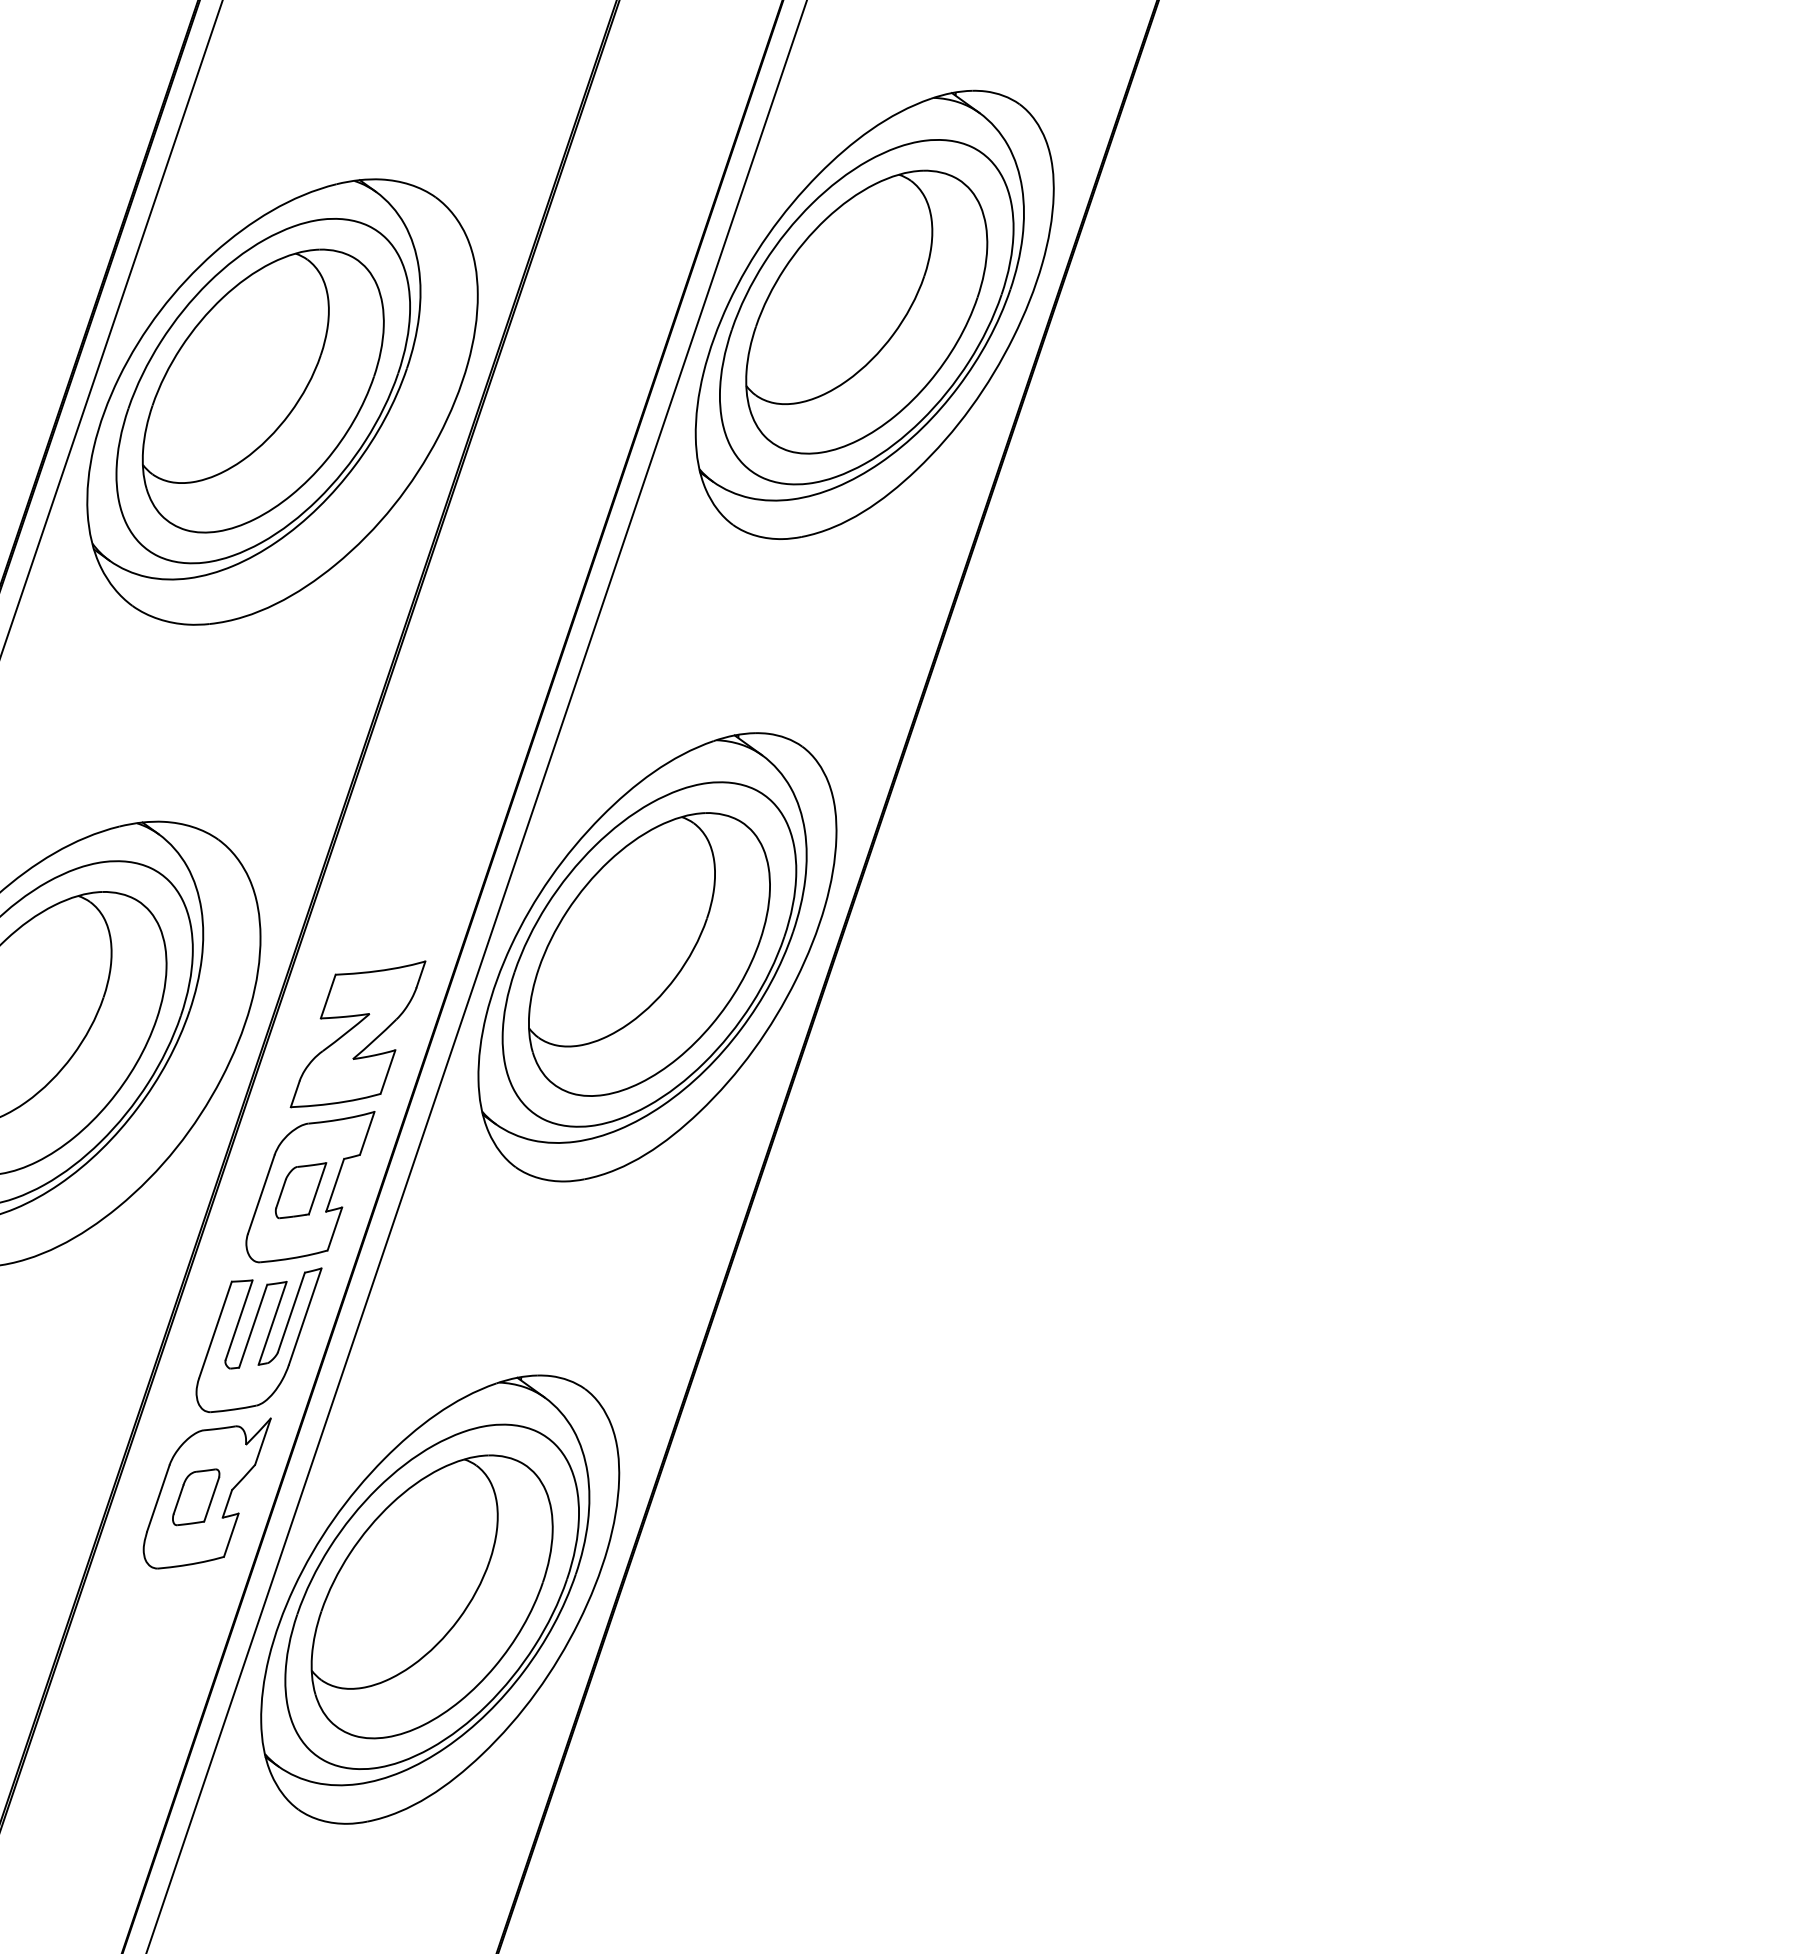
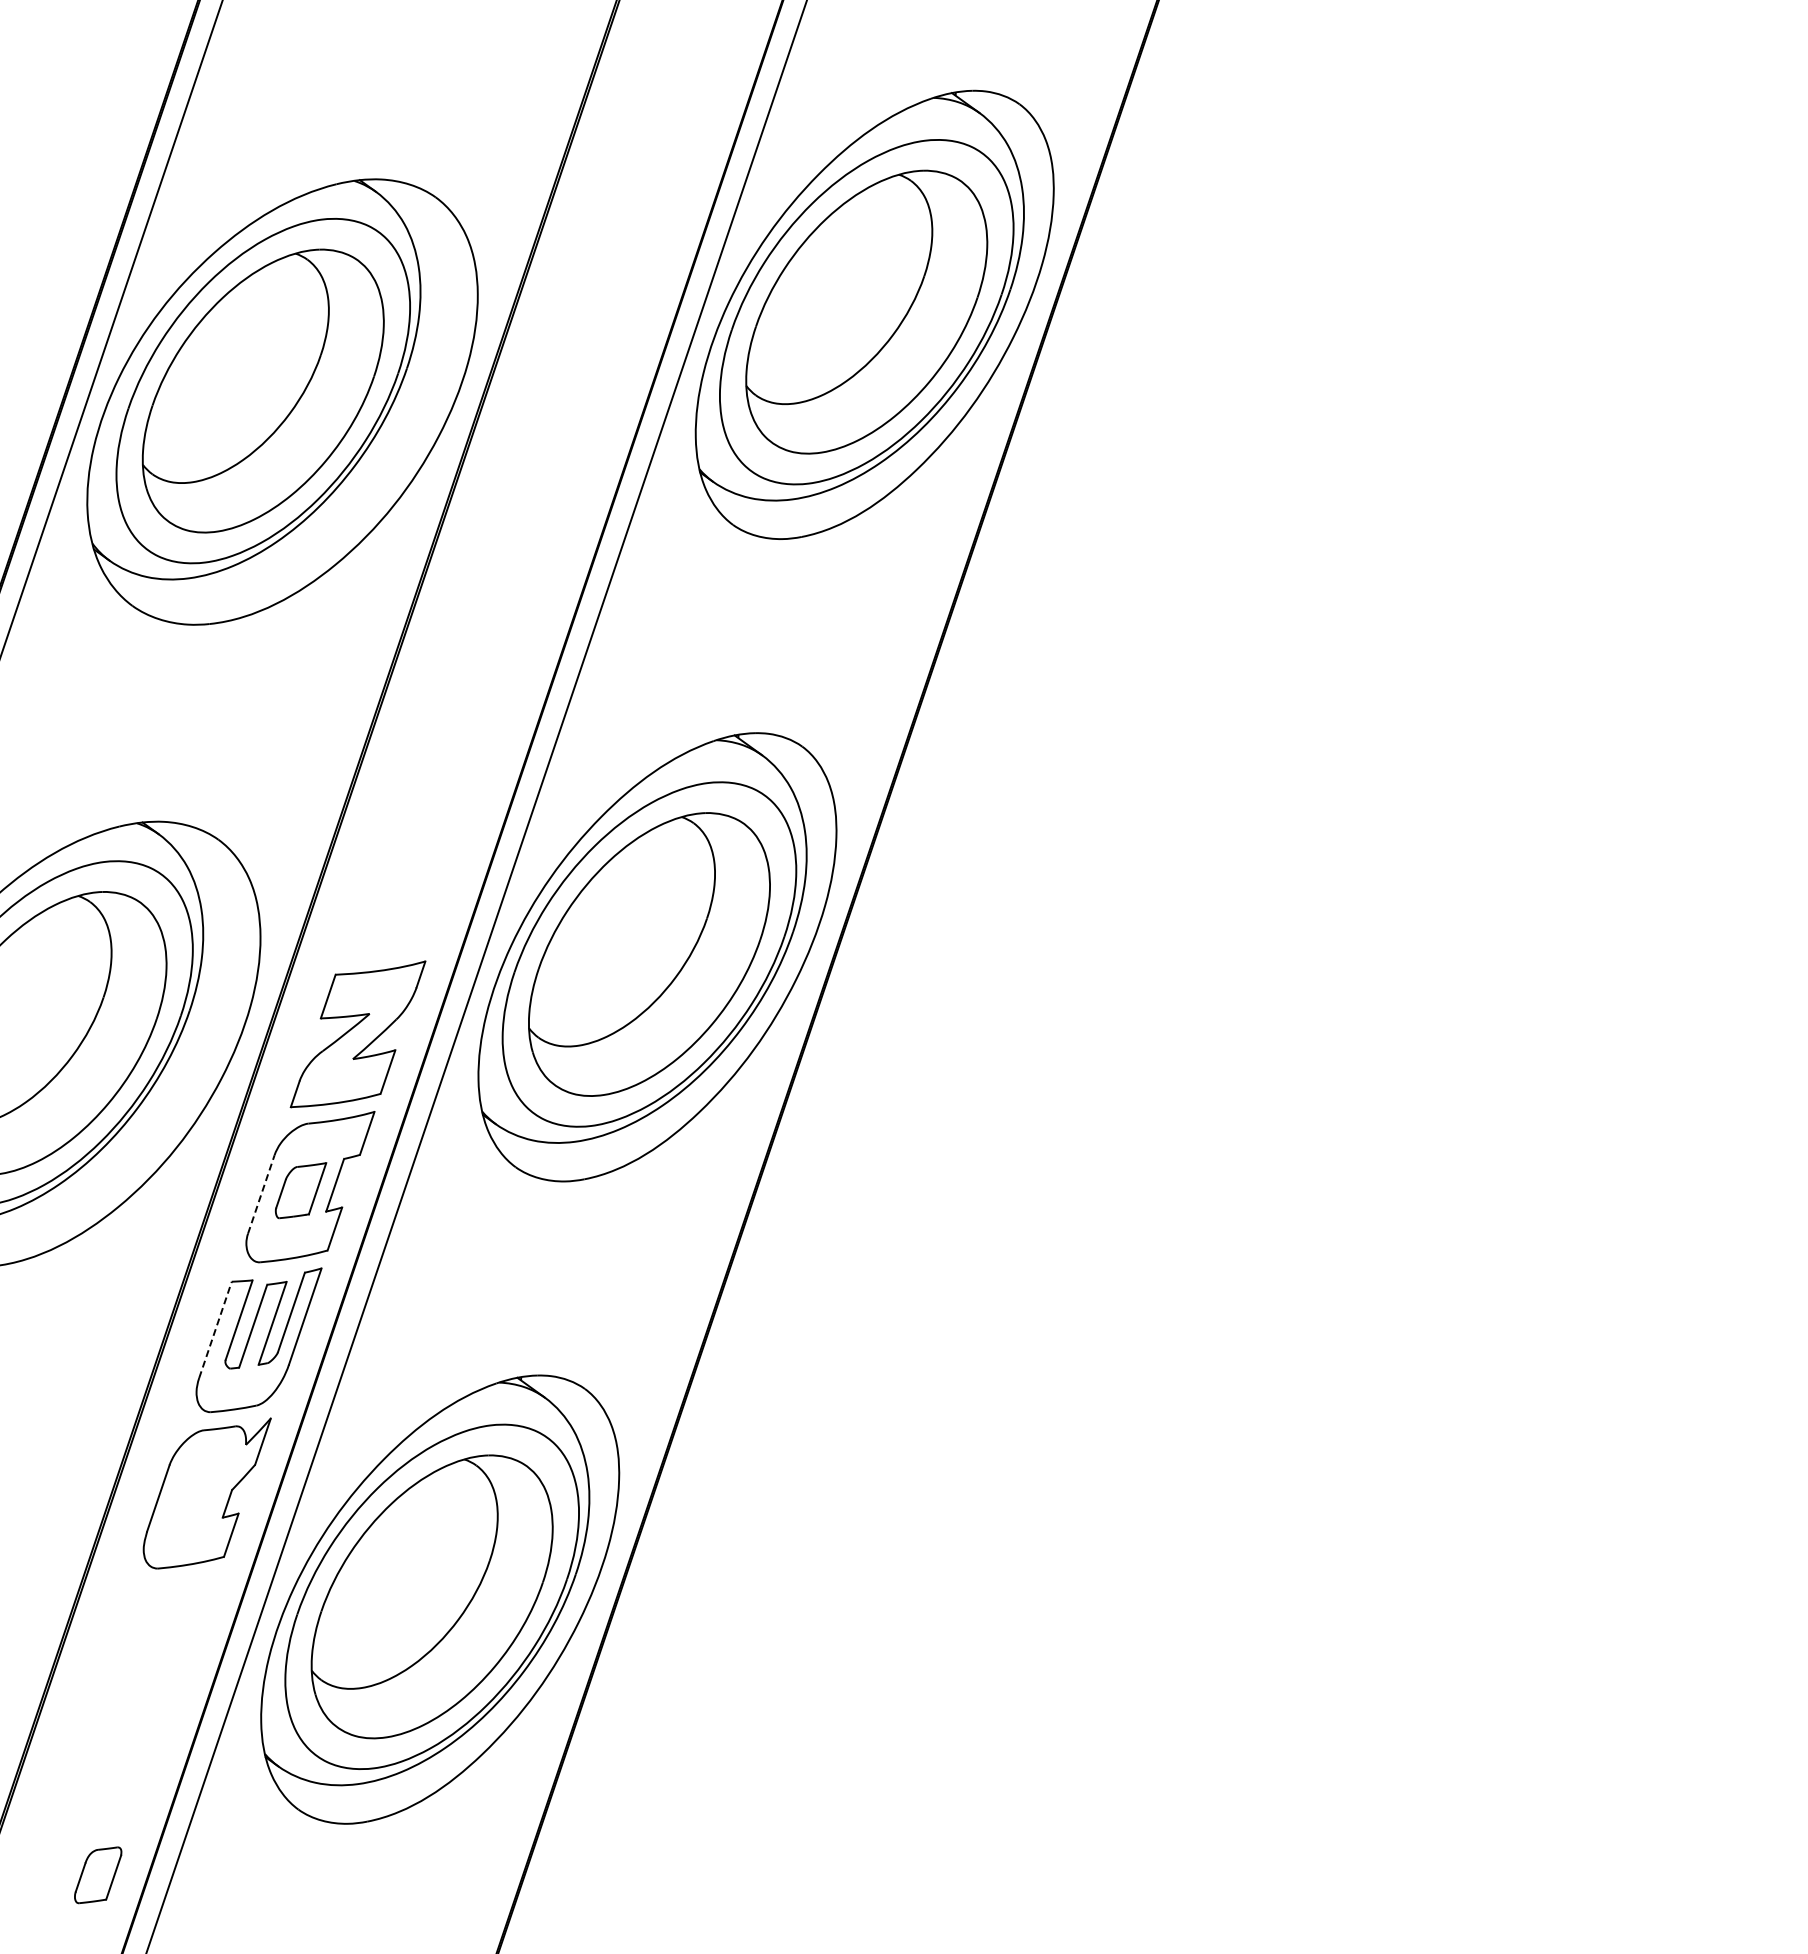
line: solid -> dashed (261, 1194)
line: solid -> dashed (215, 1329)
part position: (196, 1497) -> (98, 1875) (98, 1875)
